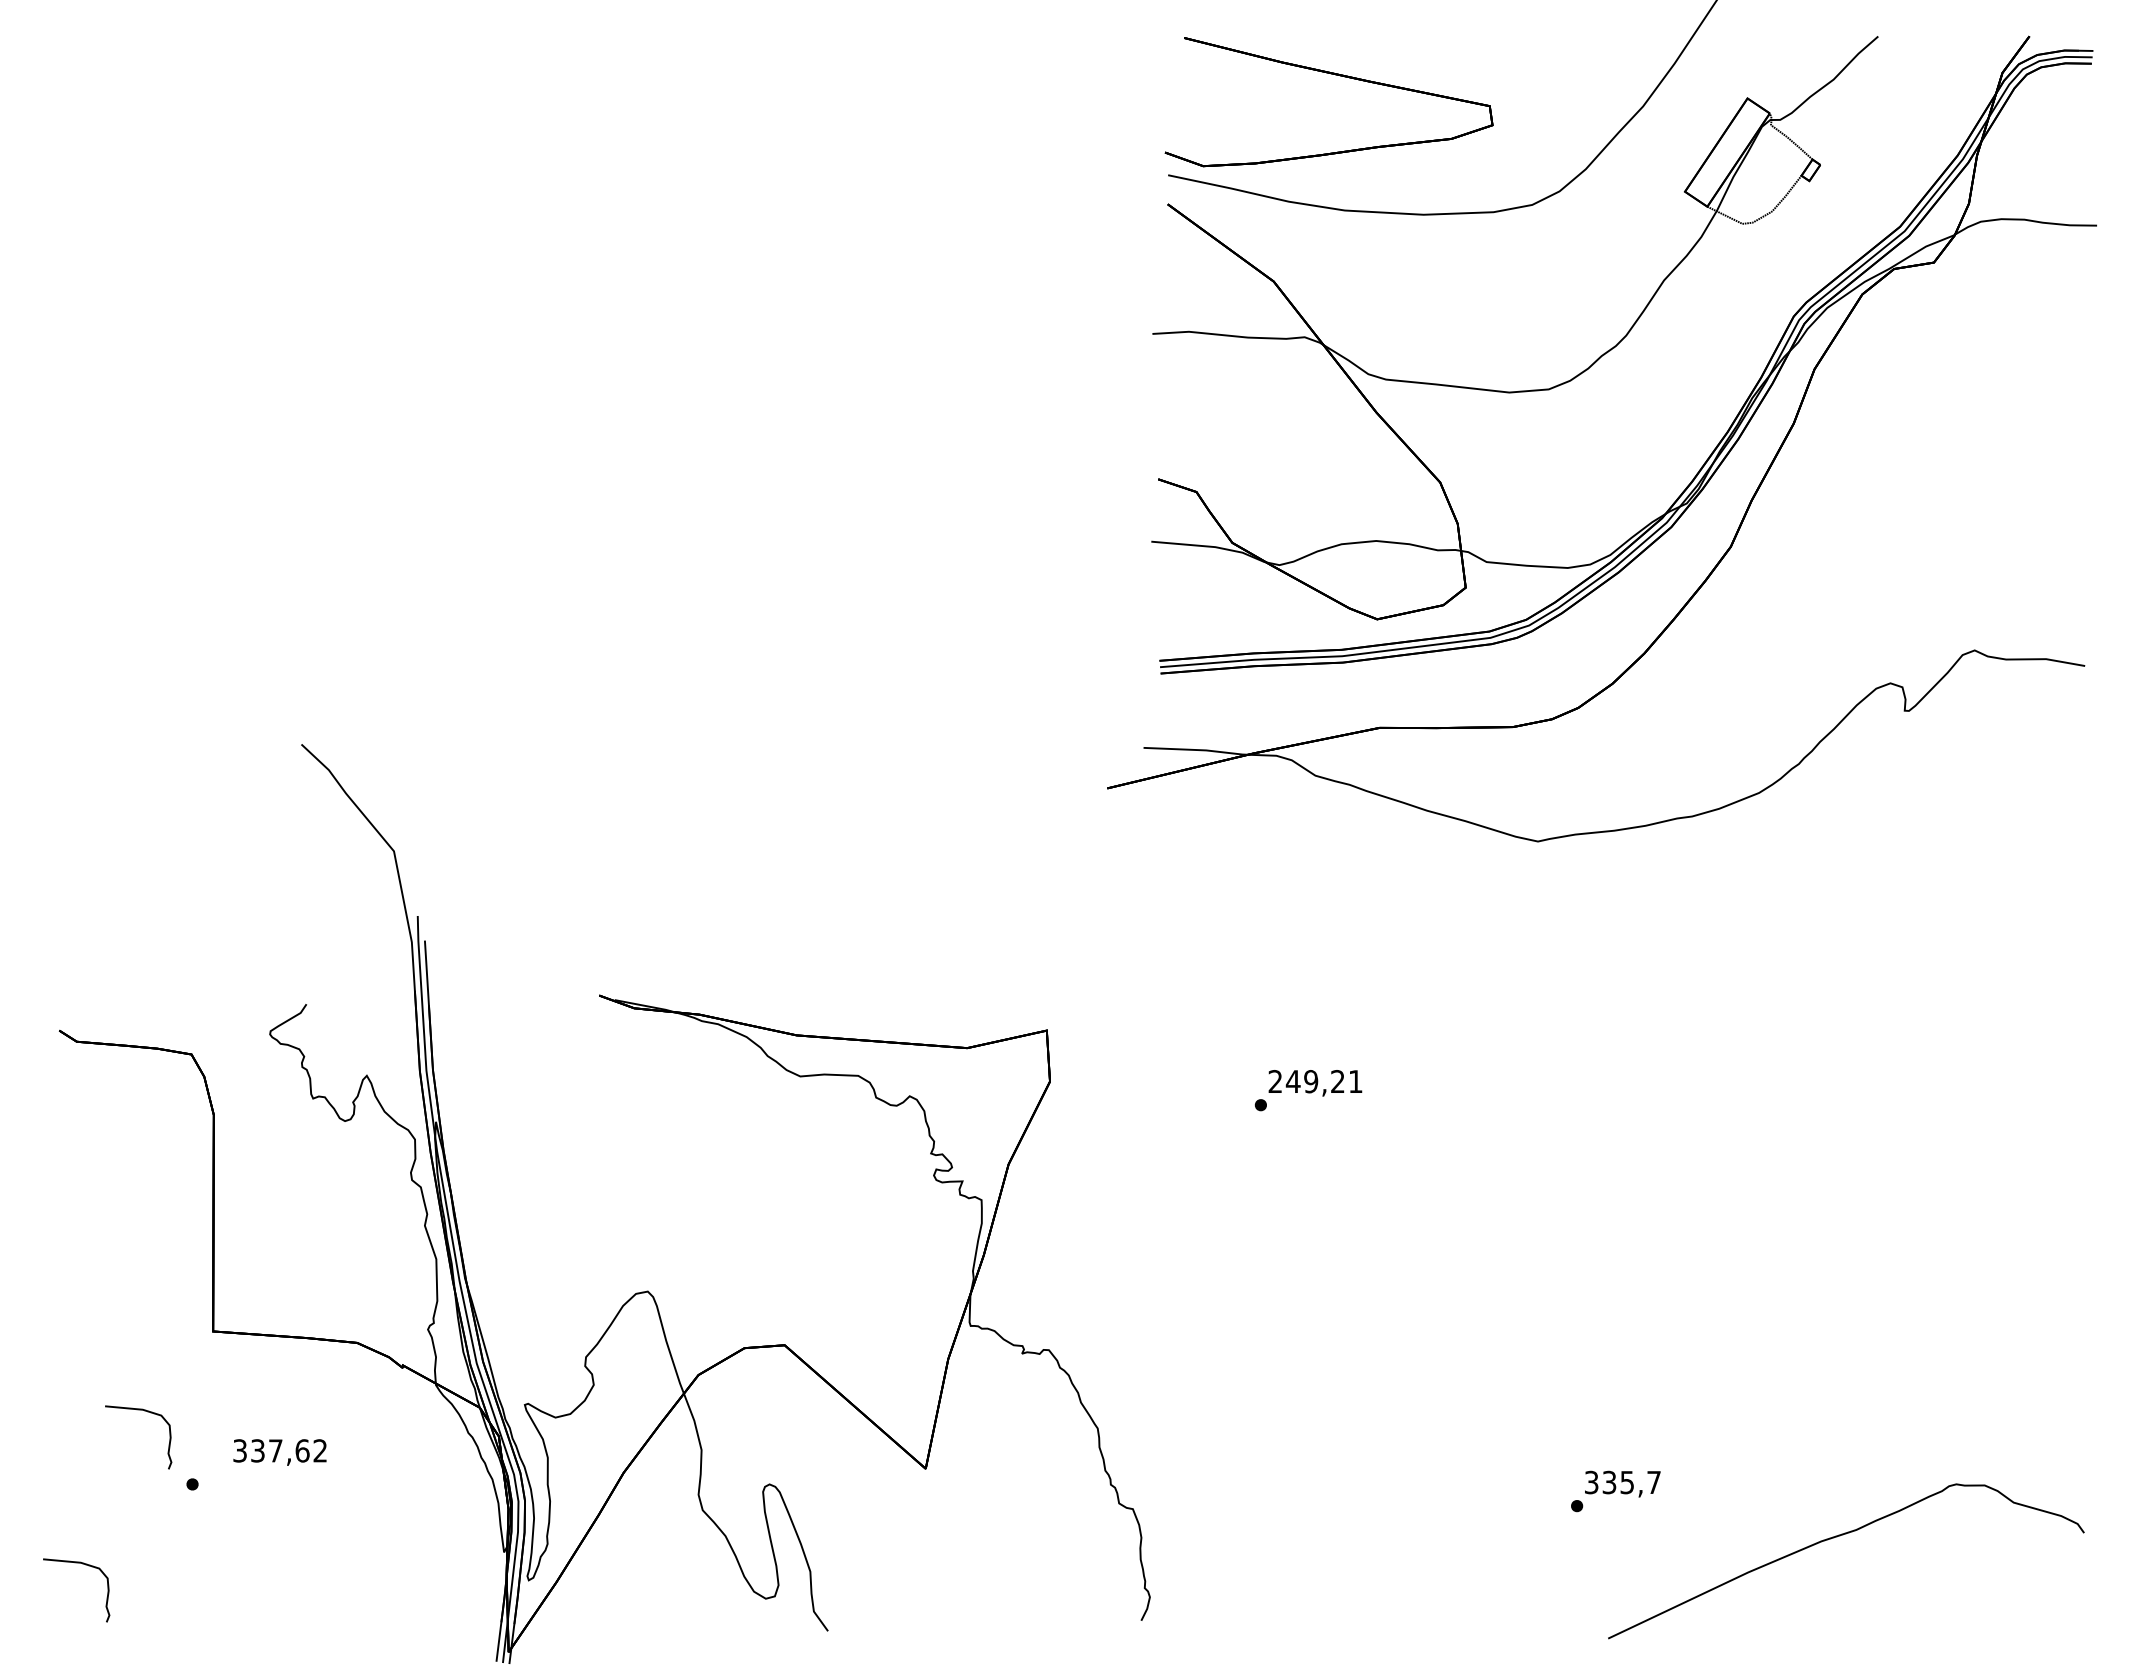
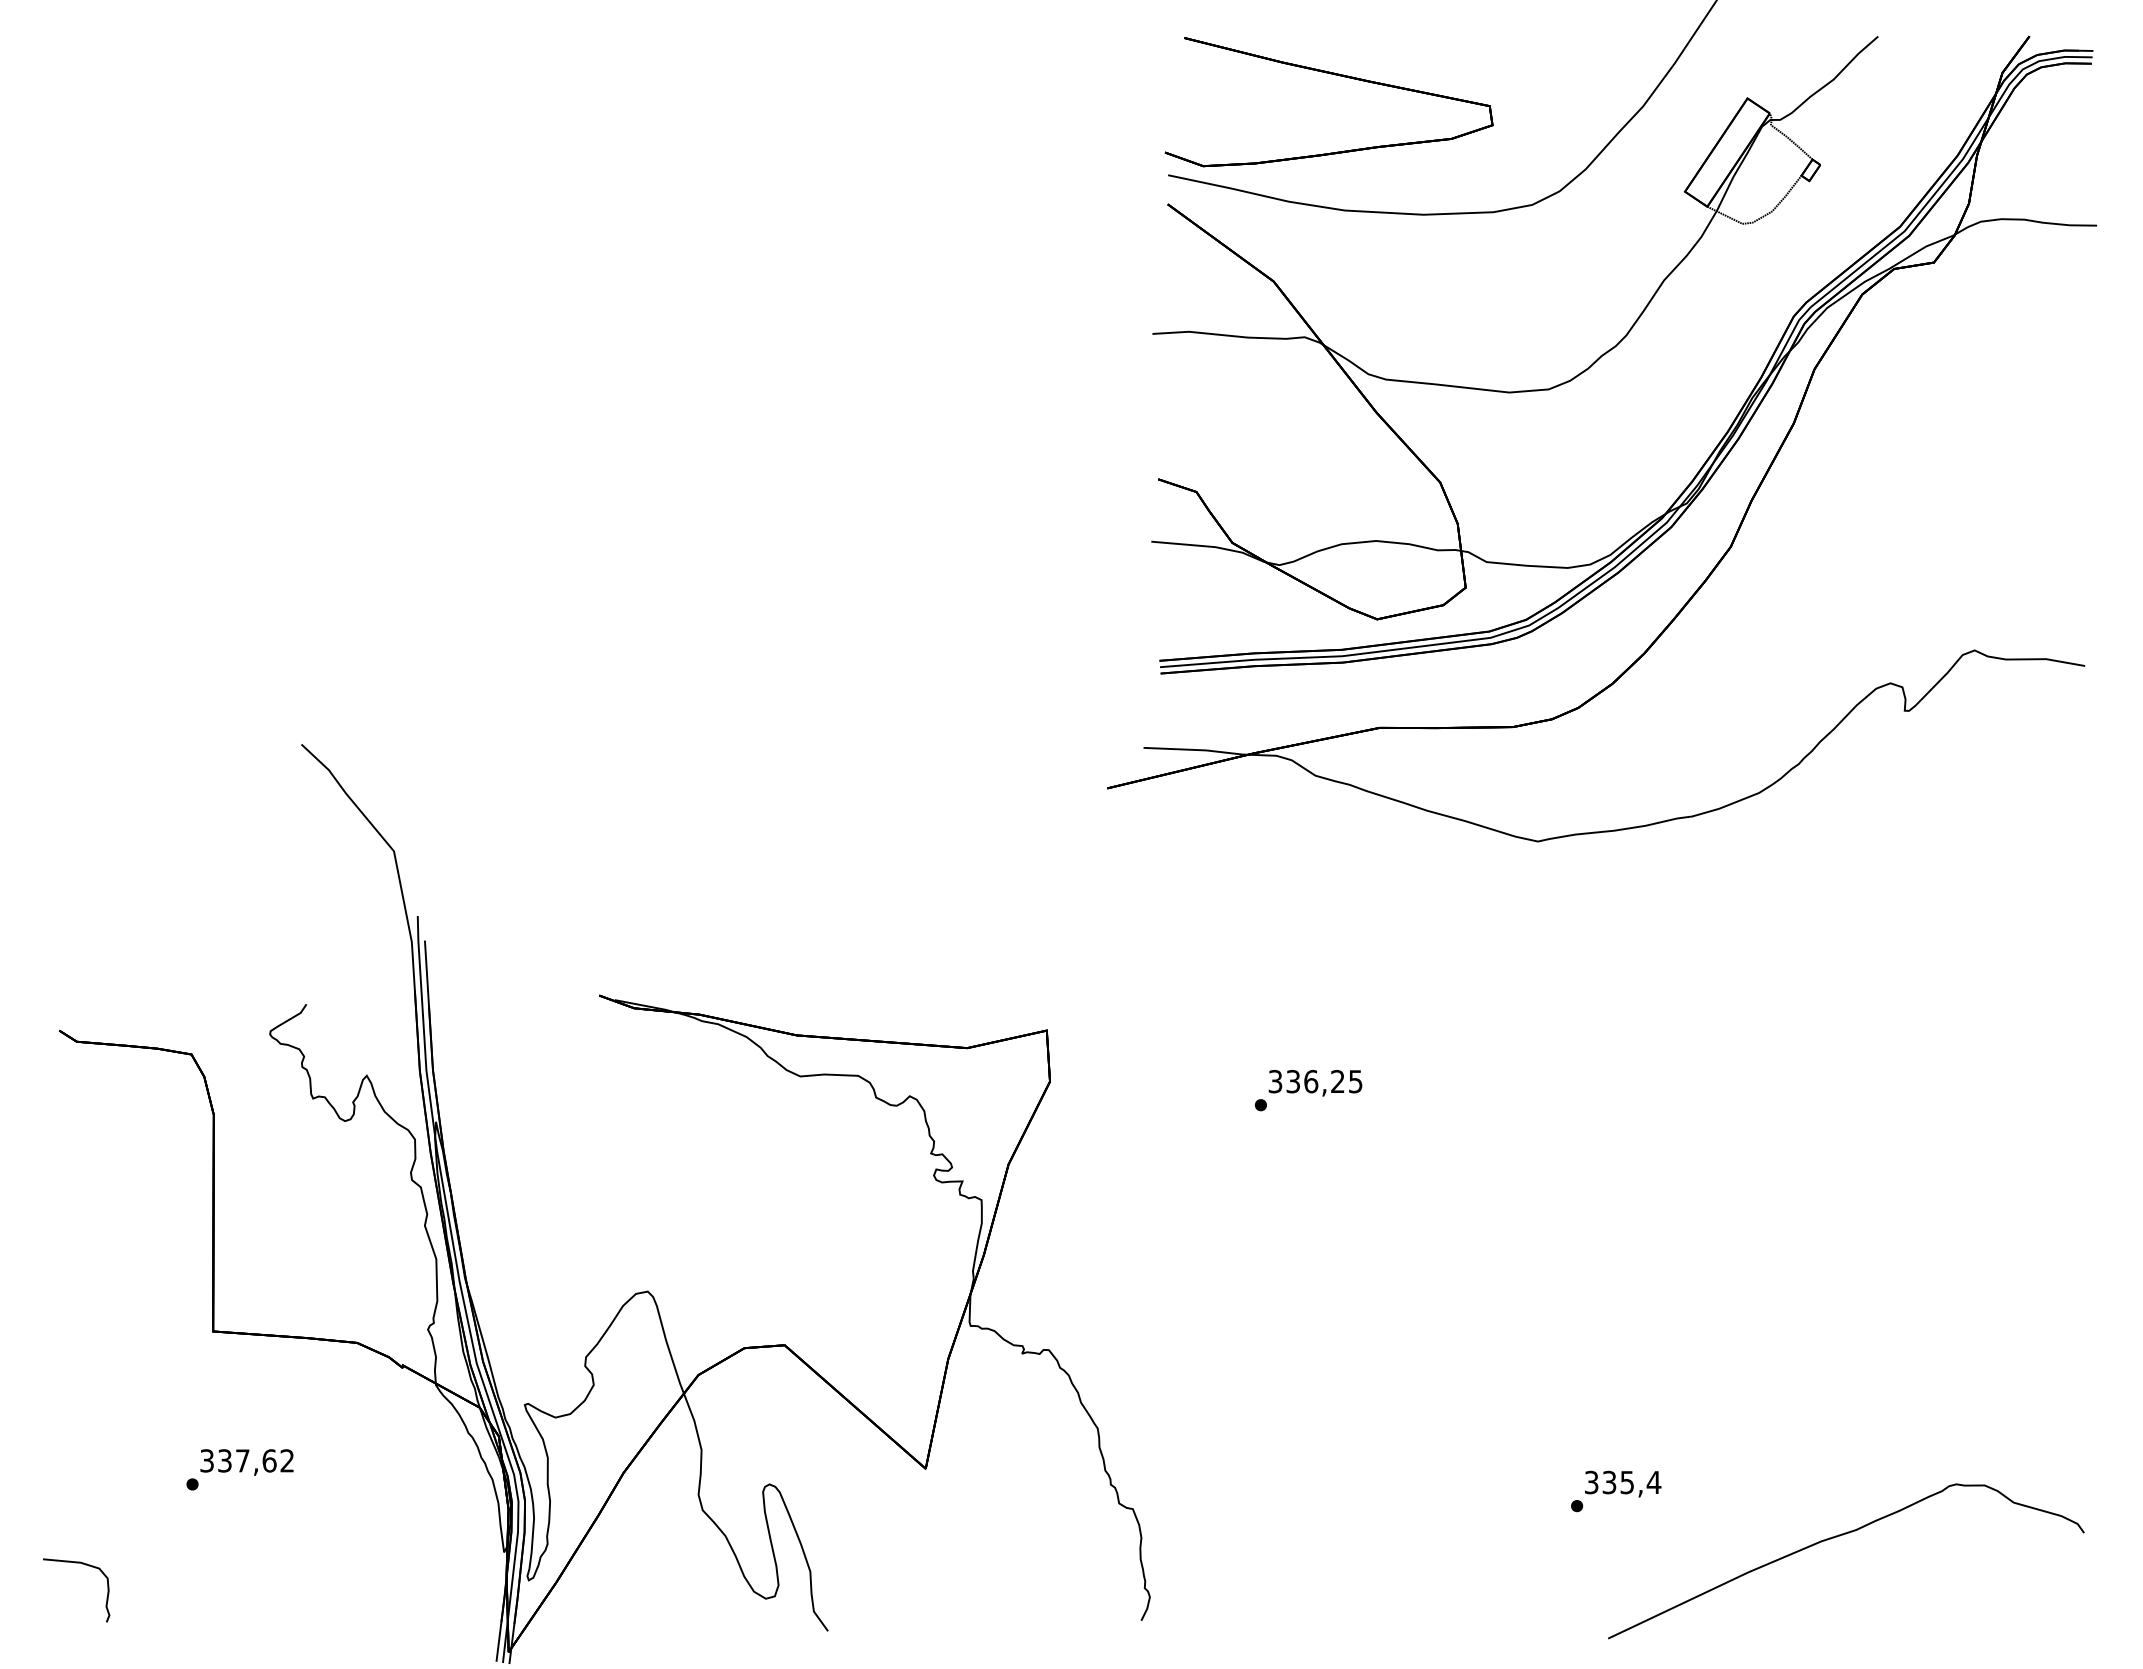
text: 249,21 -> 336,25 (1315, 1081)
part: present -> none (147, 1412)
text position: (279, 1452) -> (246, 1462) (246, 1462)
text: 335,7 -> 335,4 (1653, 1482)
